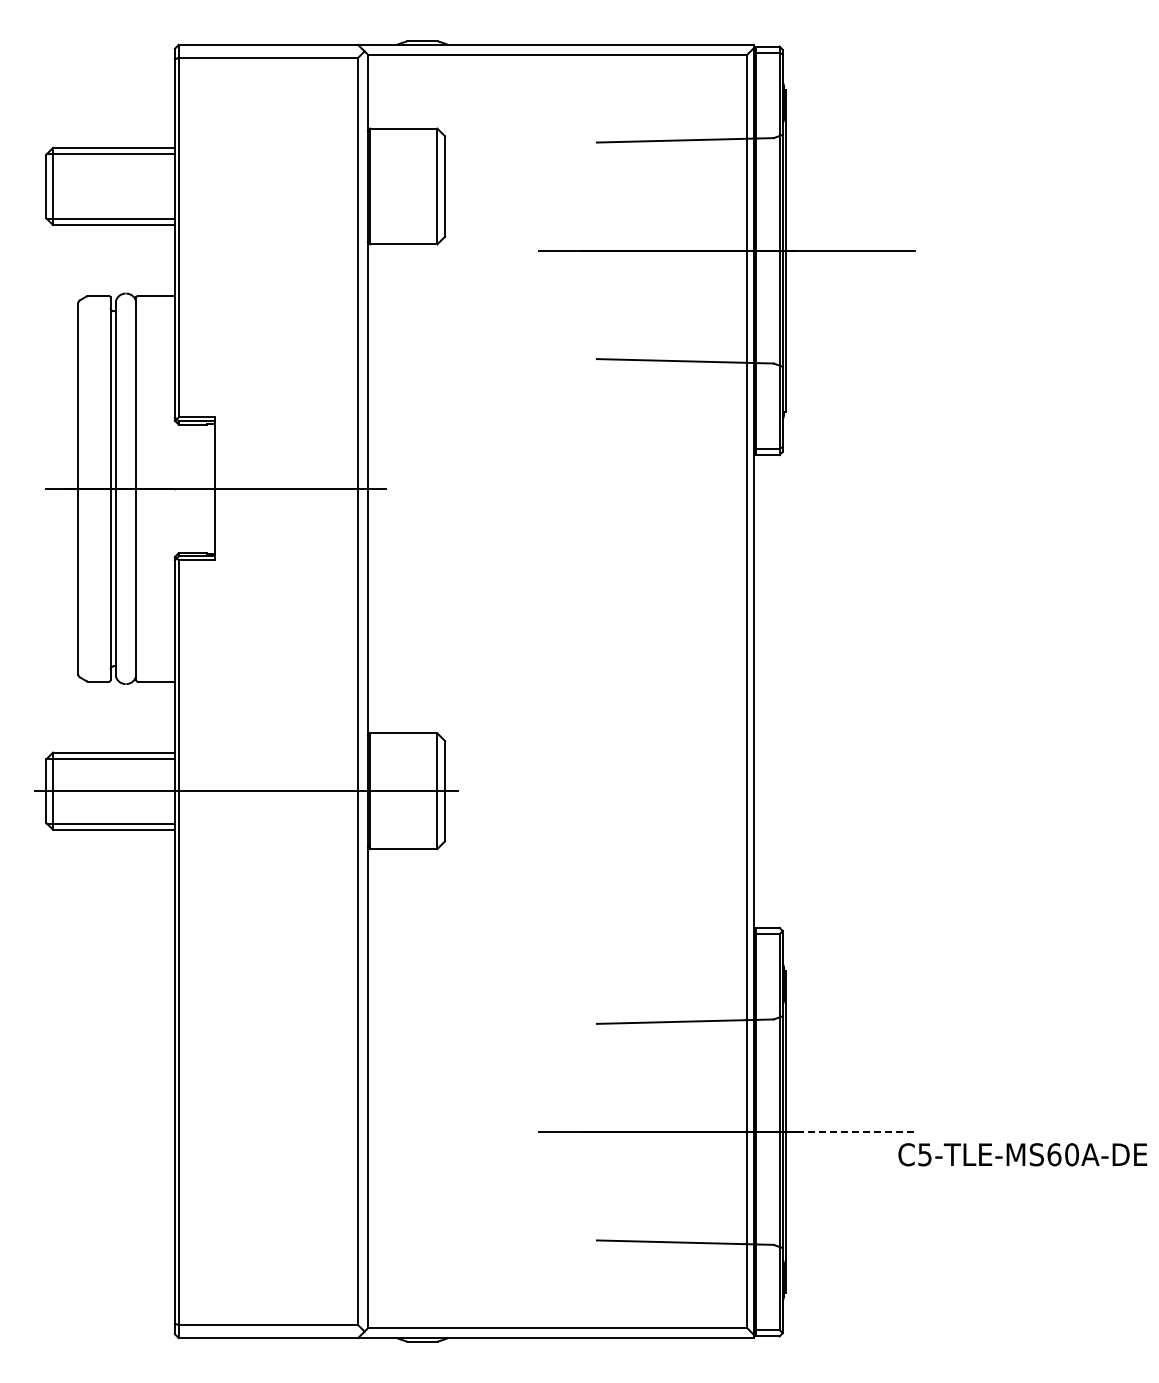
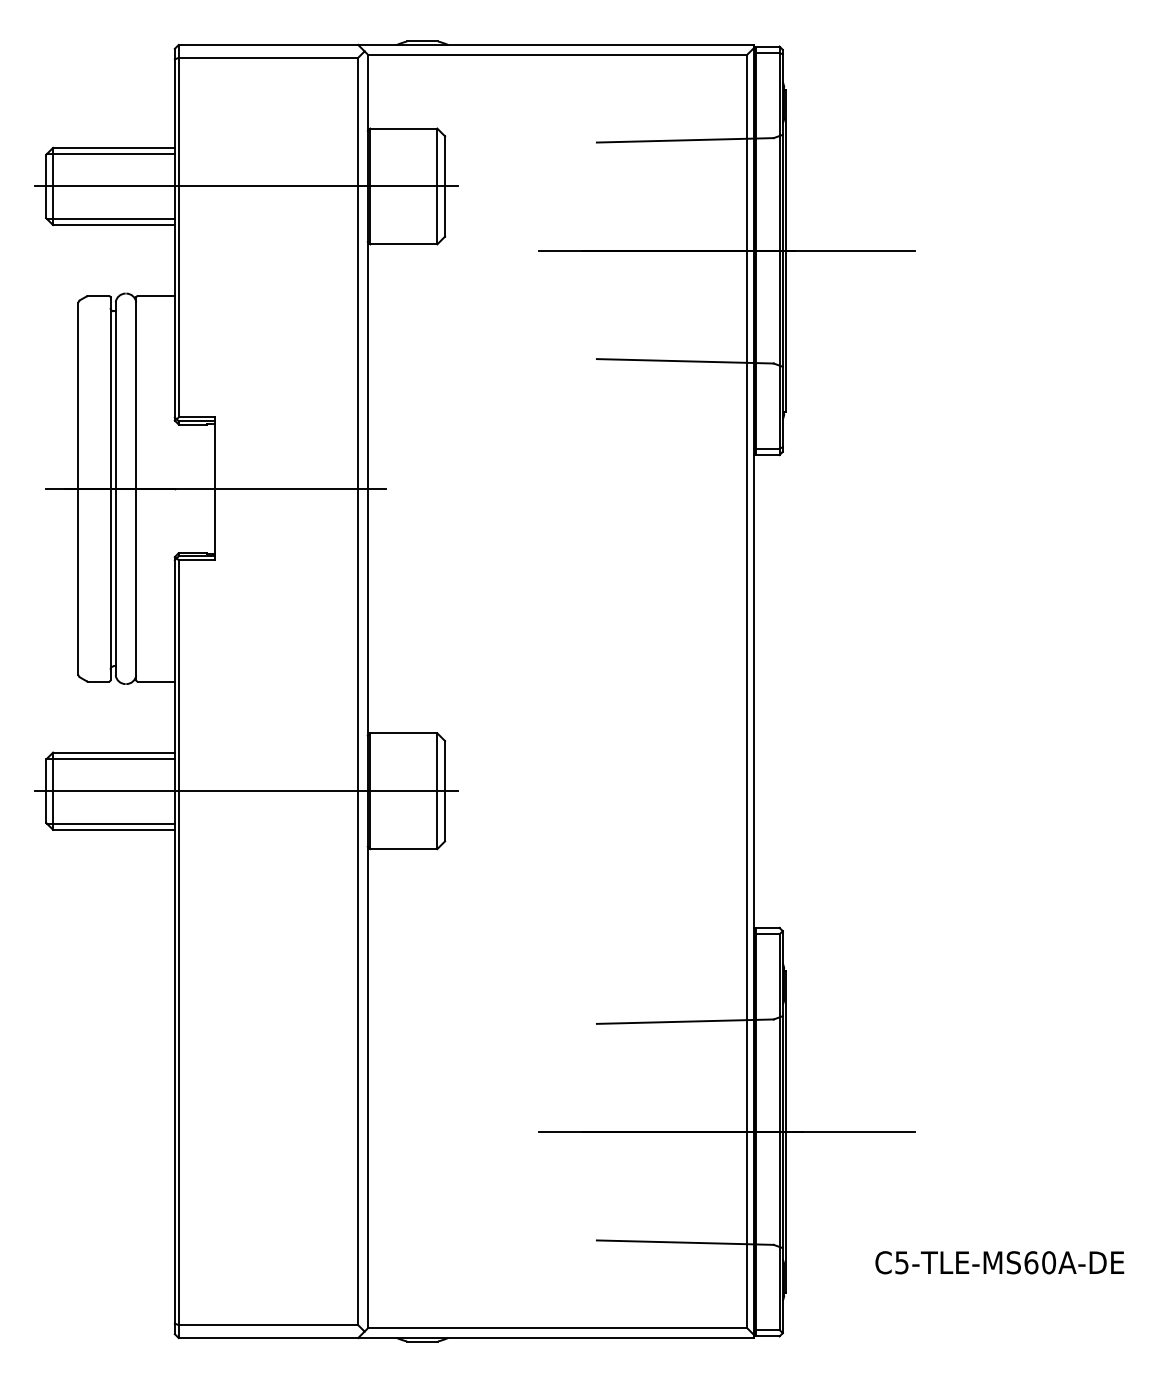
line: none -> present (245, 186)
line: dashed -> solid (850, 1132)
text position: (1022, 1154) -> (999, 1262) (999, 1262)
